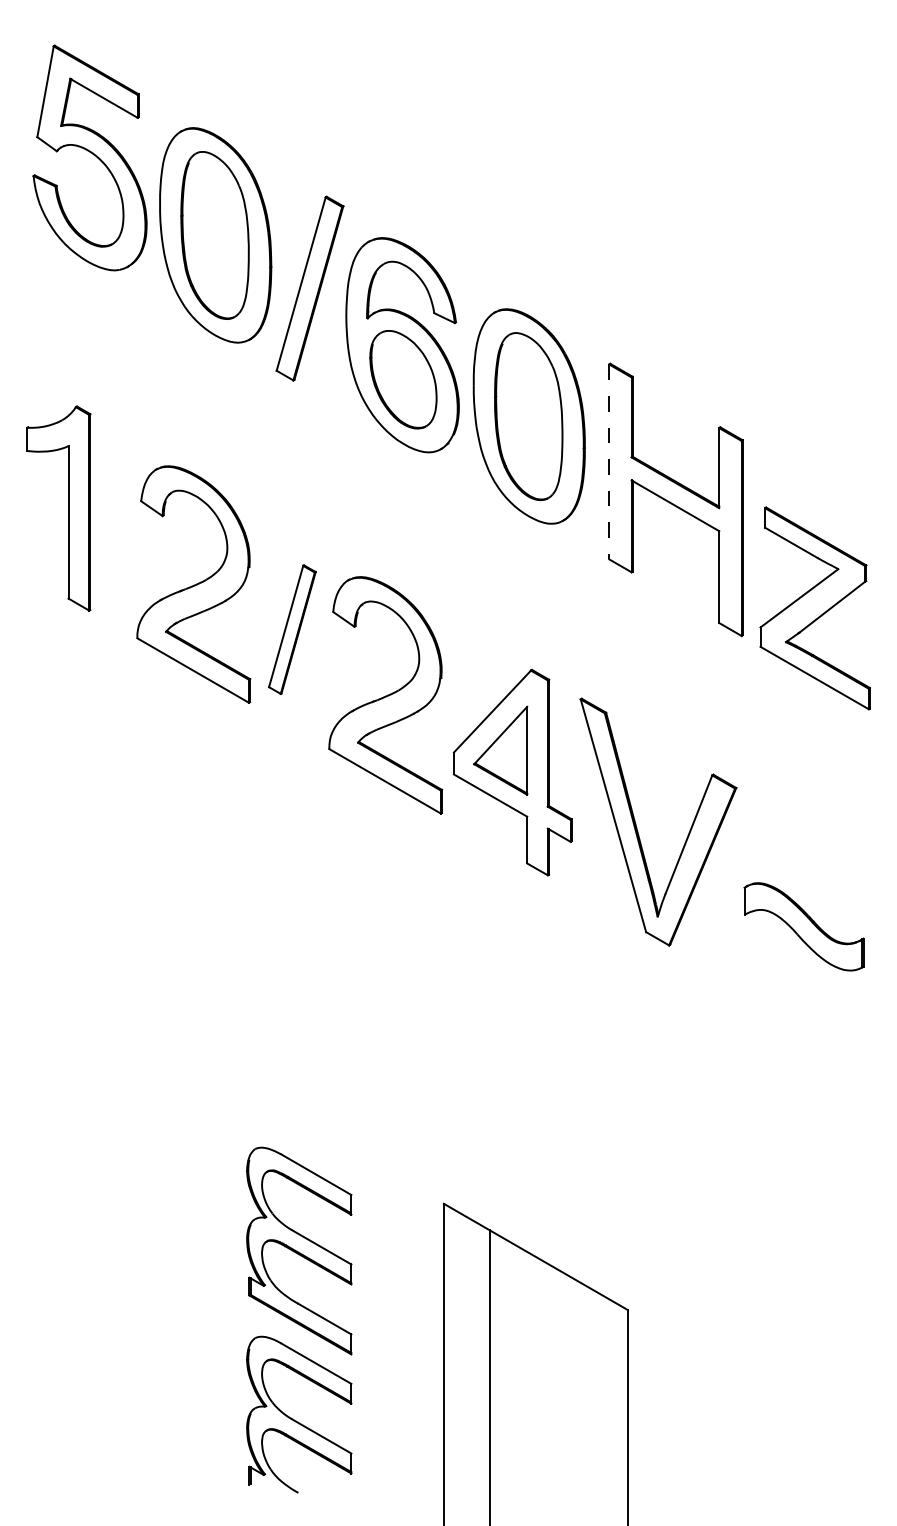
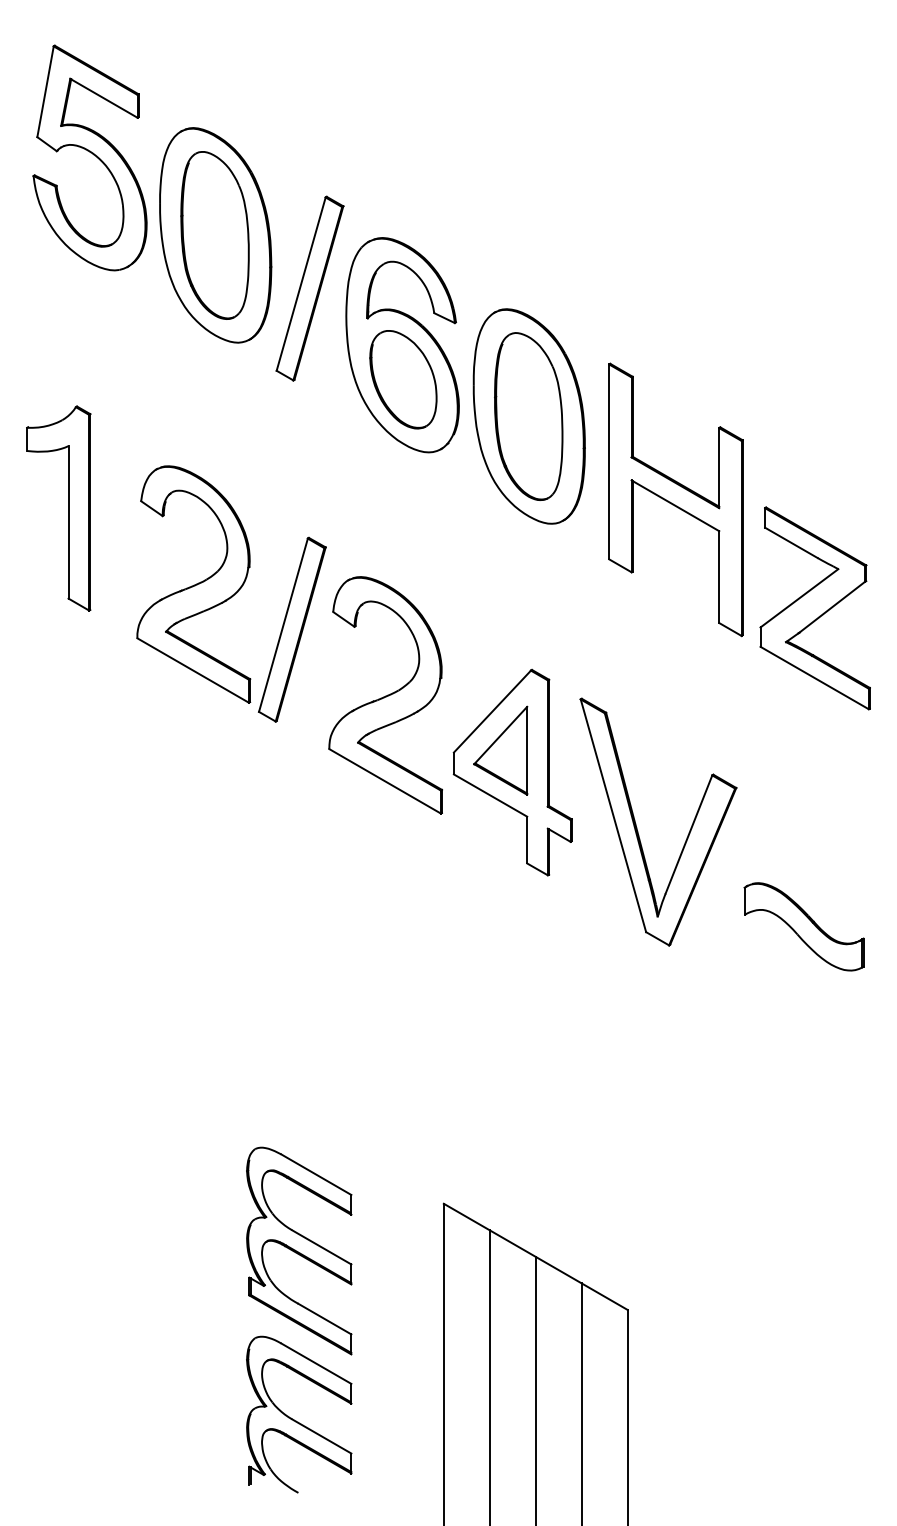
line: dashed -> solid (609, 462)
part size: 49x131 px -> 69x187 px (292, 629)
line: none -> present (535, 1389)
line: none -> present (581, 1402)
